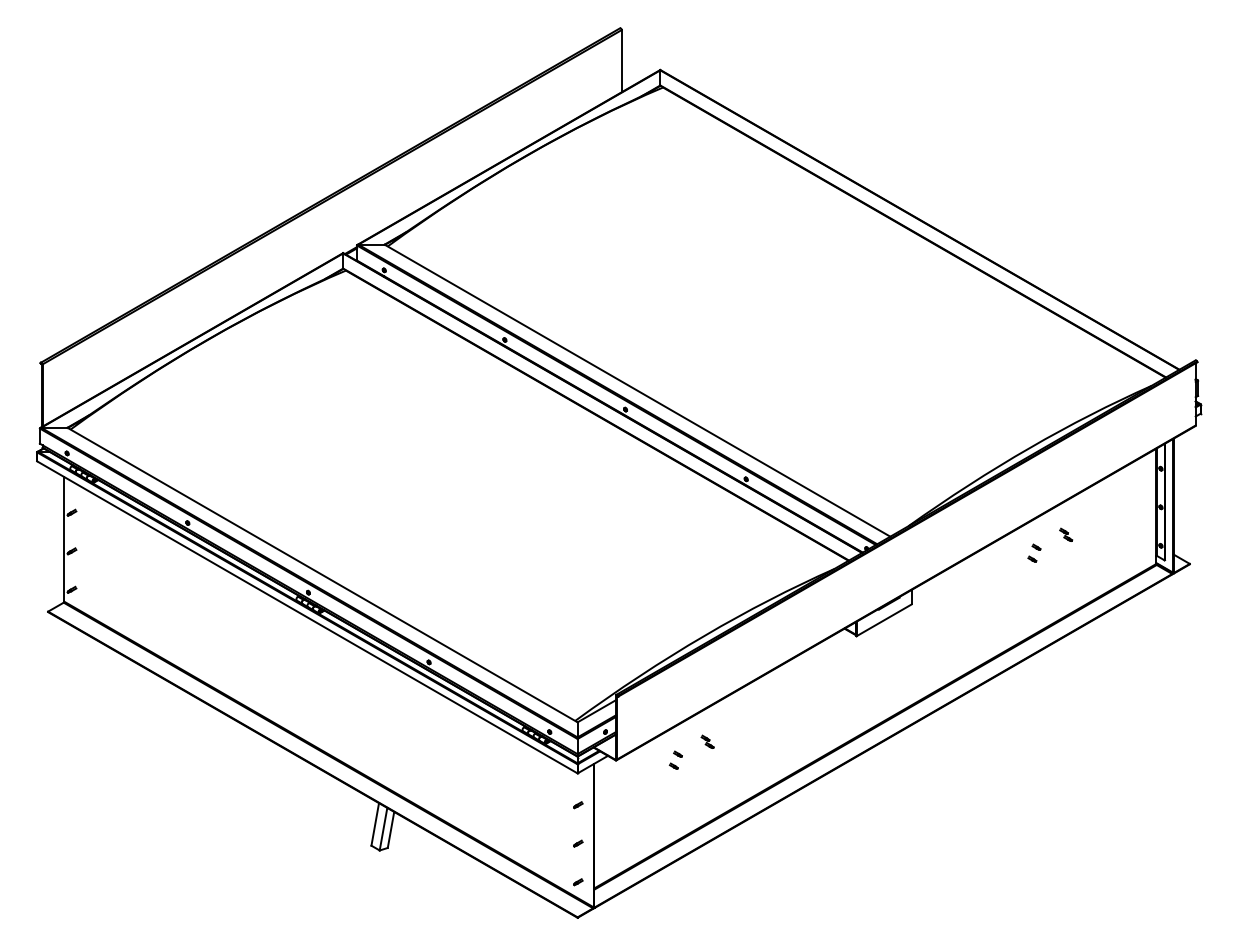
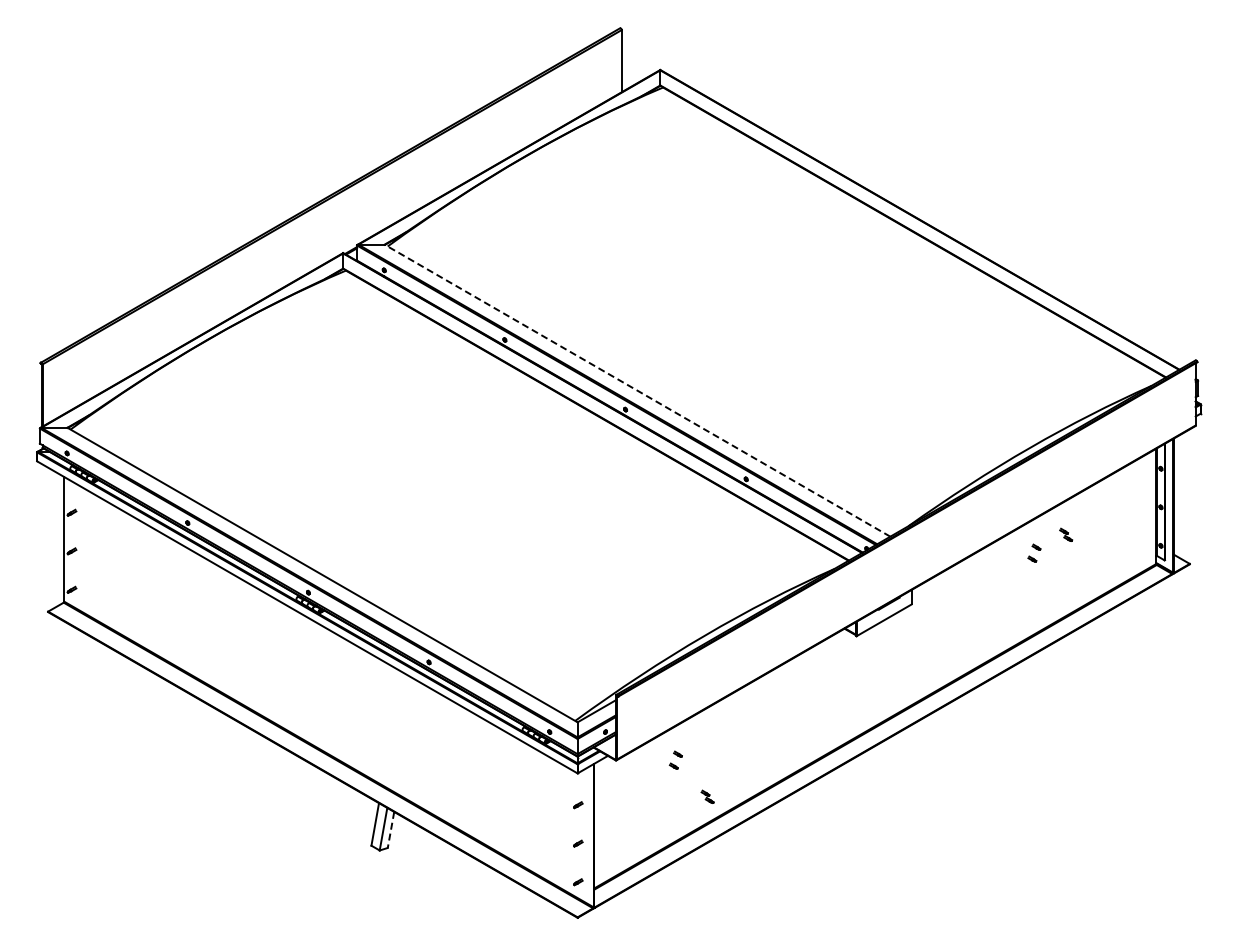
line: solid -> dashed (637, 390)
part position: (707, 741) -> (707, 796) (707, 796)
line: solid -> dashed (390, 830)
